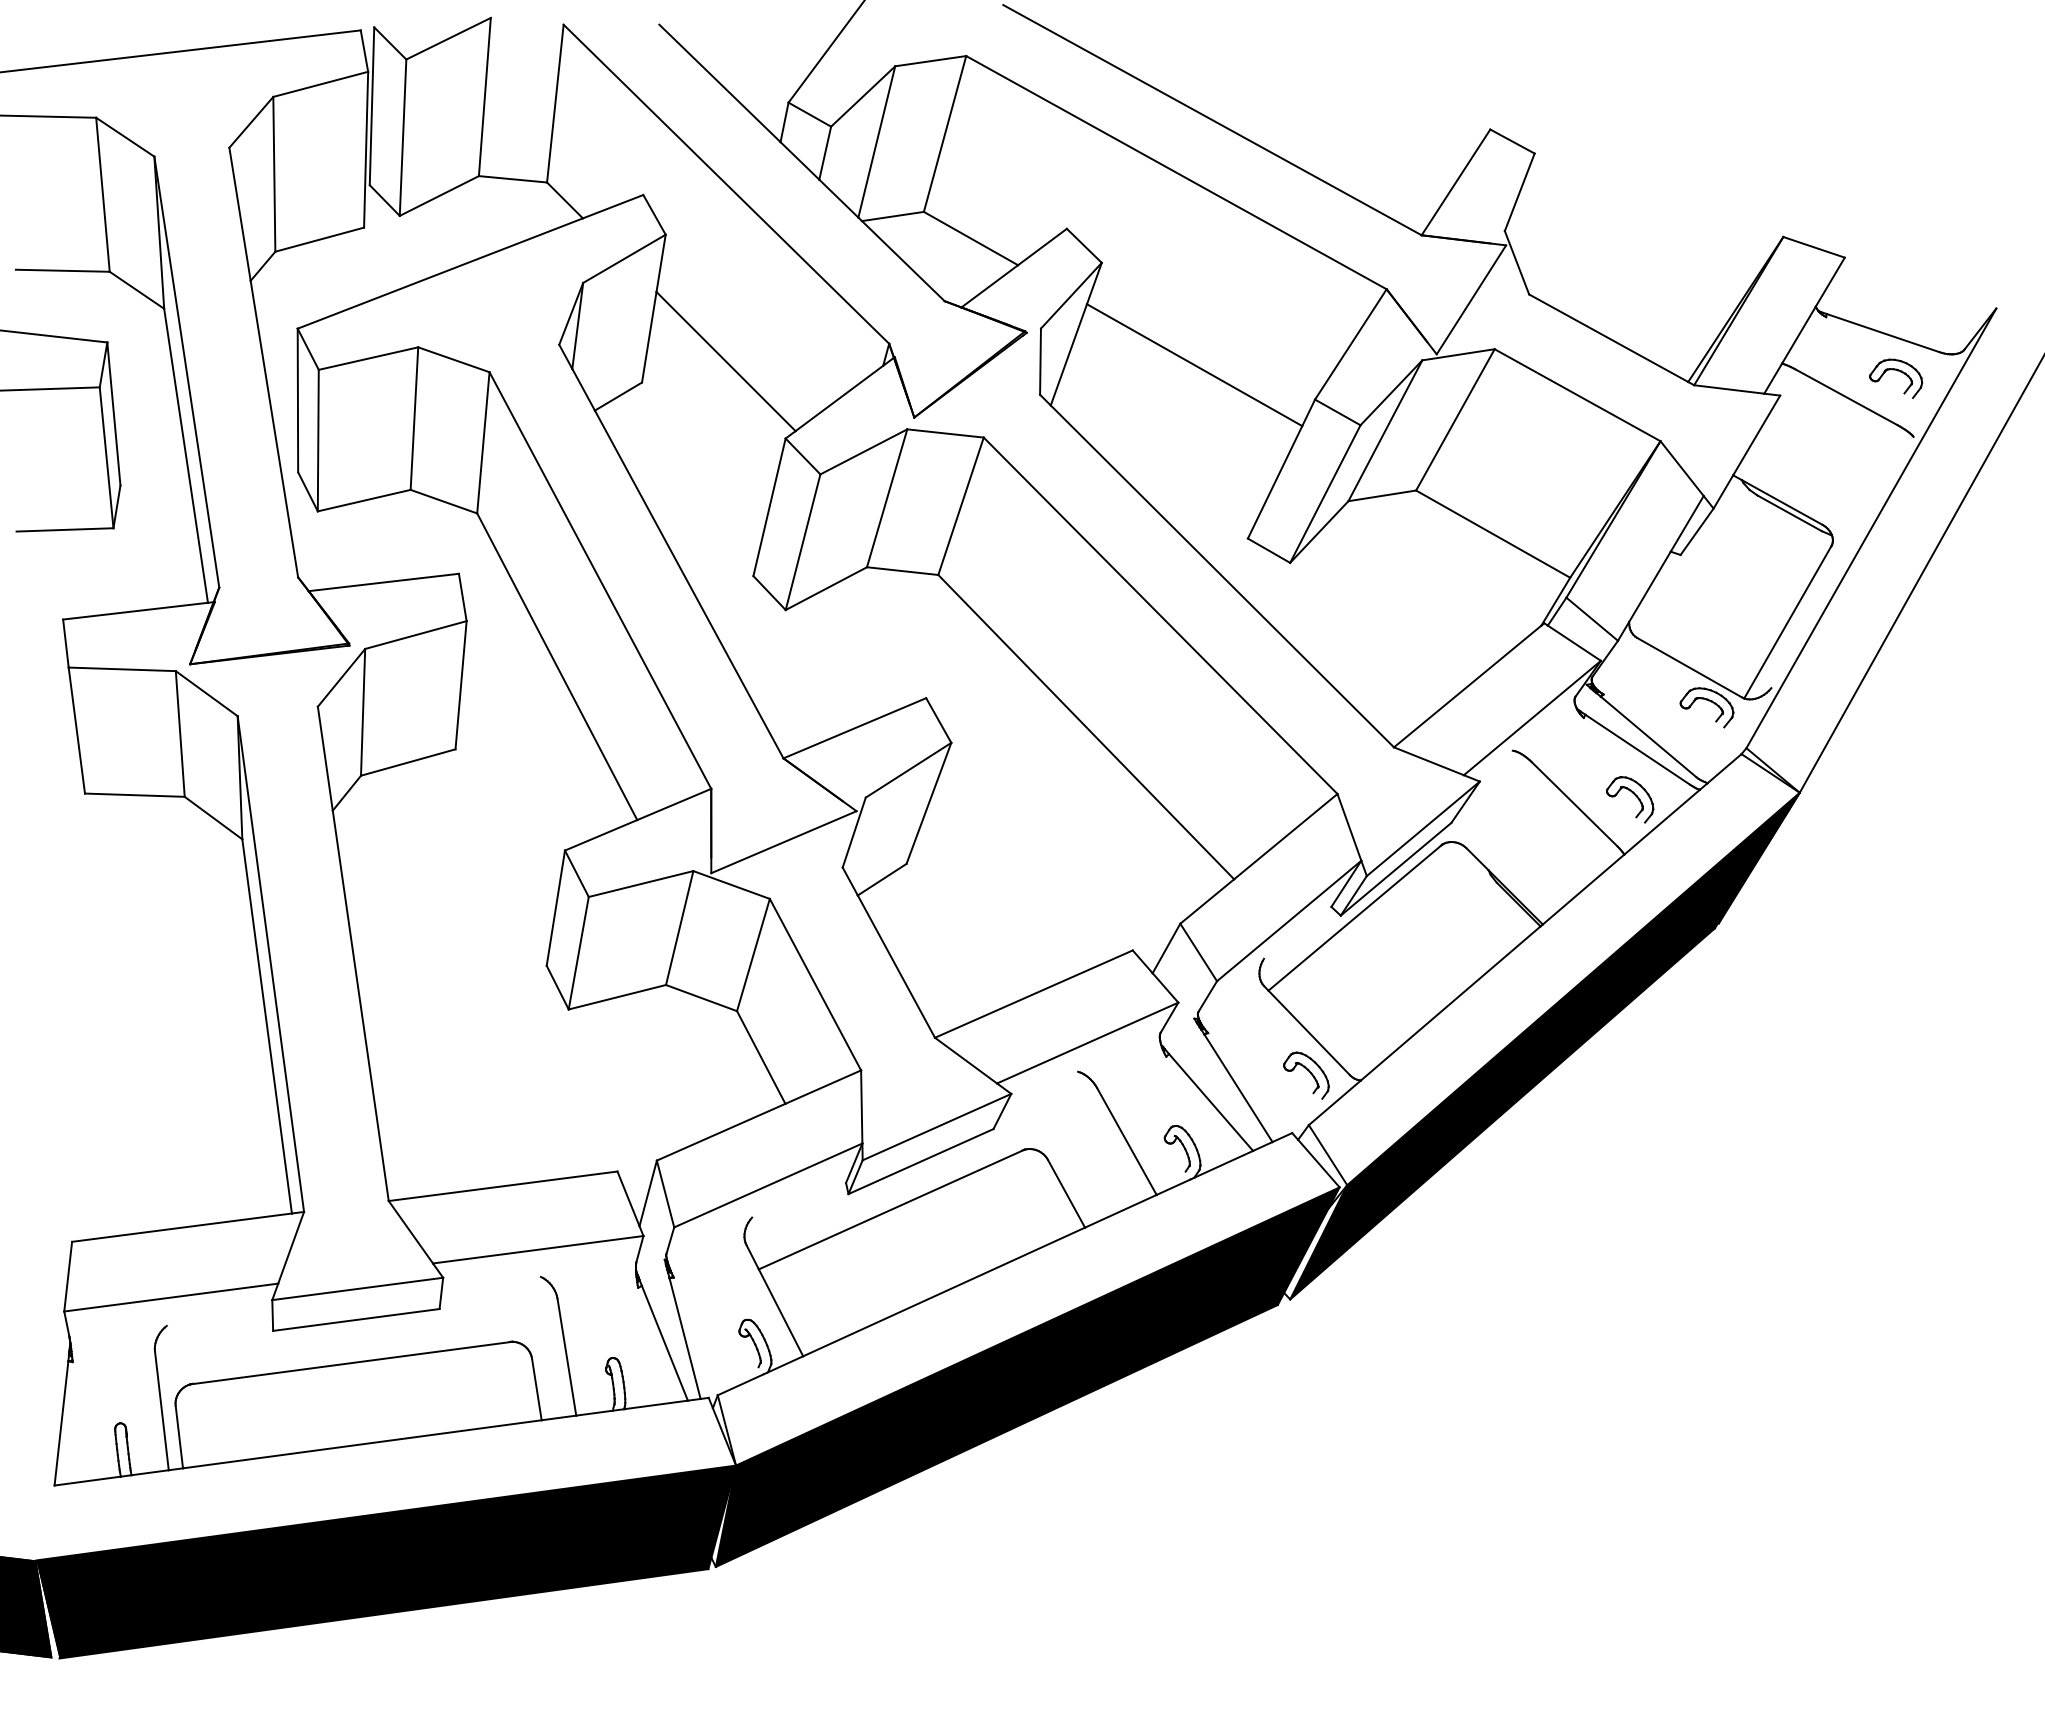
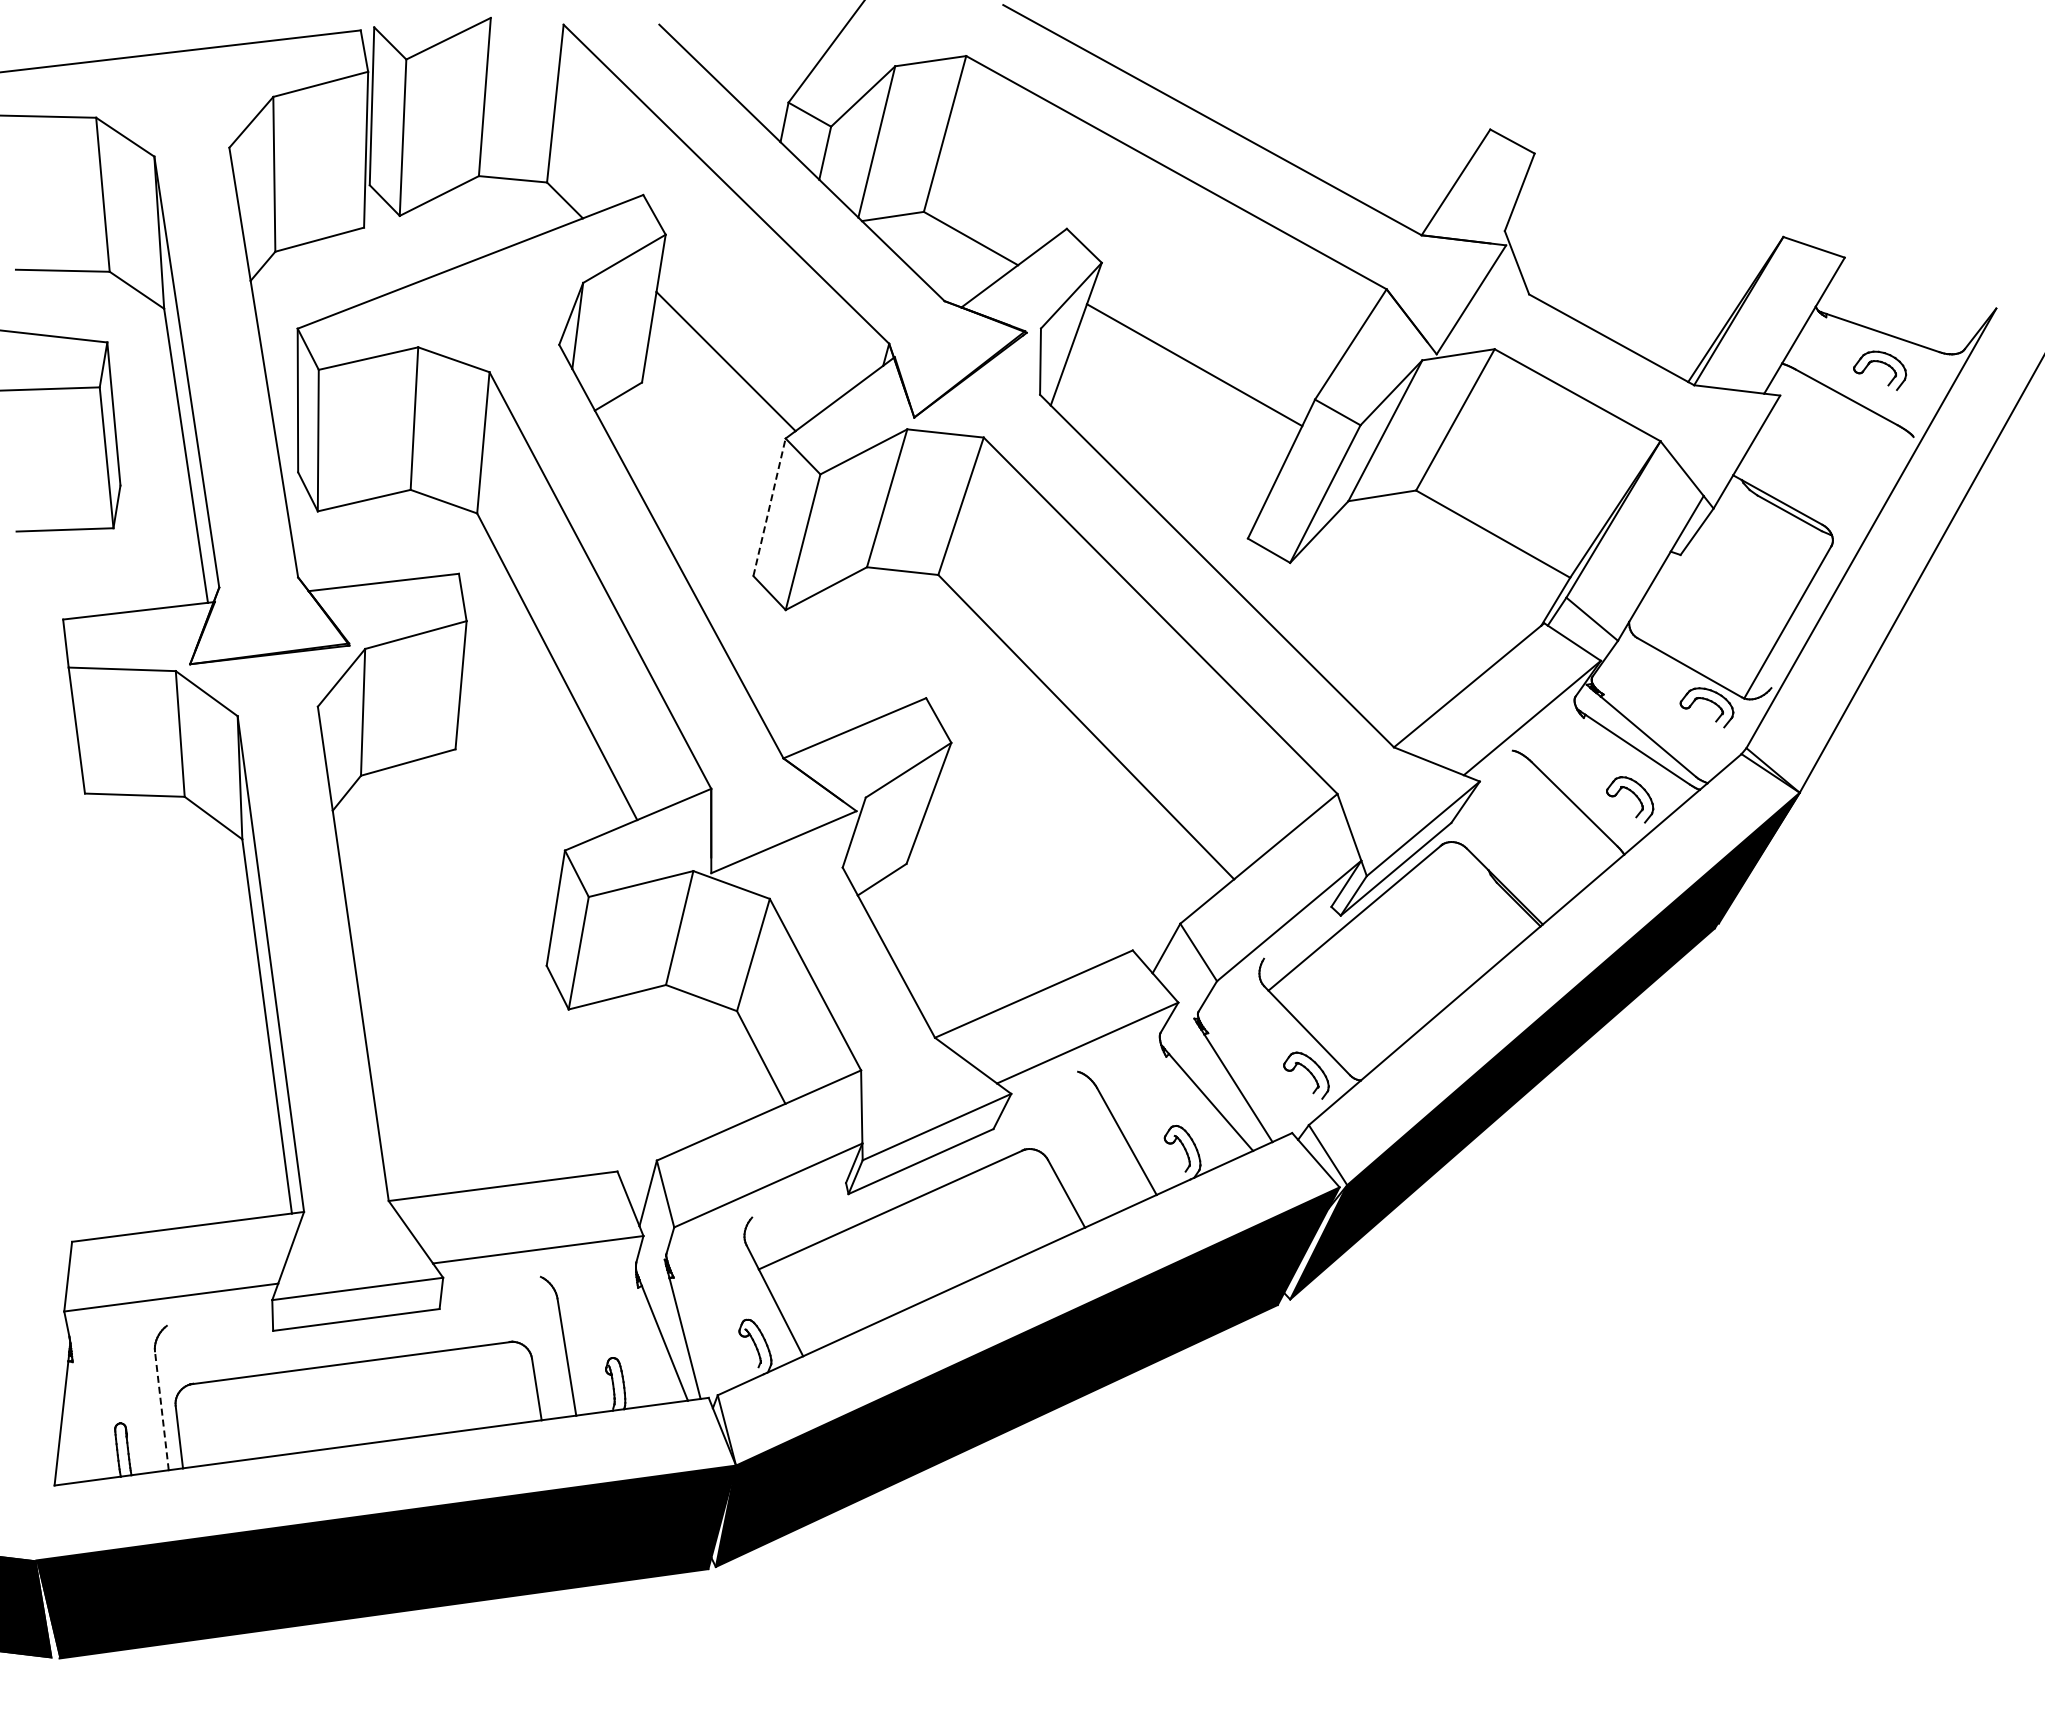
part position: (1897, 371) -> (1881, 363) (1881, 363)
line: solid -> dashed (769, 507)
line: solid -> dashed (161, 1410)
